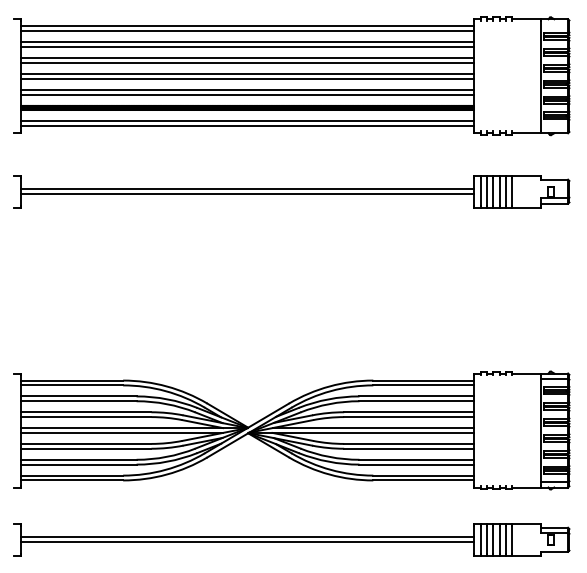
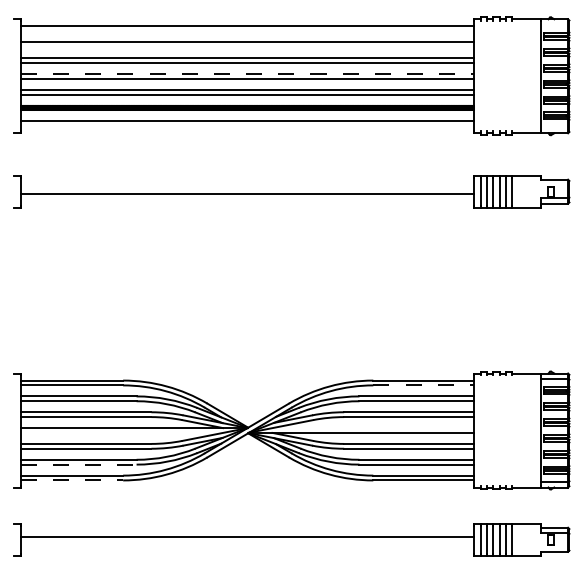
line: present -> none (247, 31)
line: present -> none (247, 47)
line: solid -> dashed (247, 73)
line: present -> none (247, 126)
line: present -> none (247, 189)
line: solid -> dashed (423, 385)
line: present -> none (373, 428)
line: present -> none (121, 432)
line: solid -> dashed (78, 464)
line: solid -> dashed (72, 480)
line: present -> none (247, 542)
